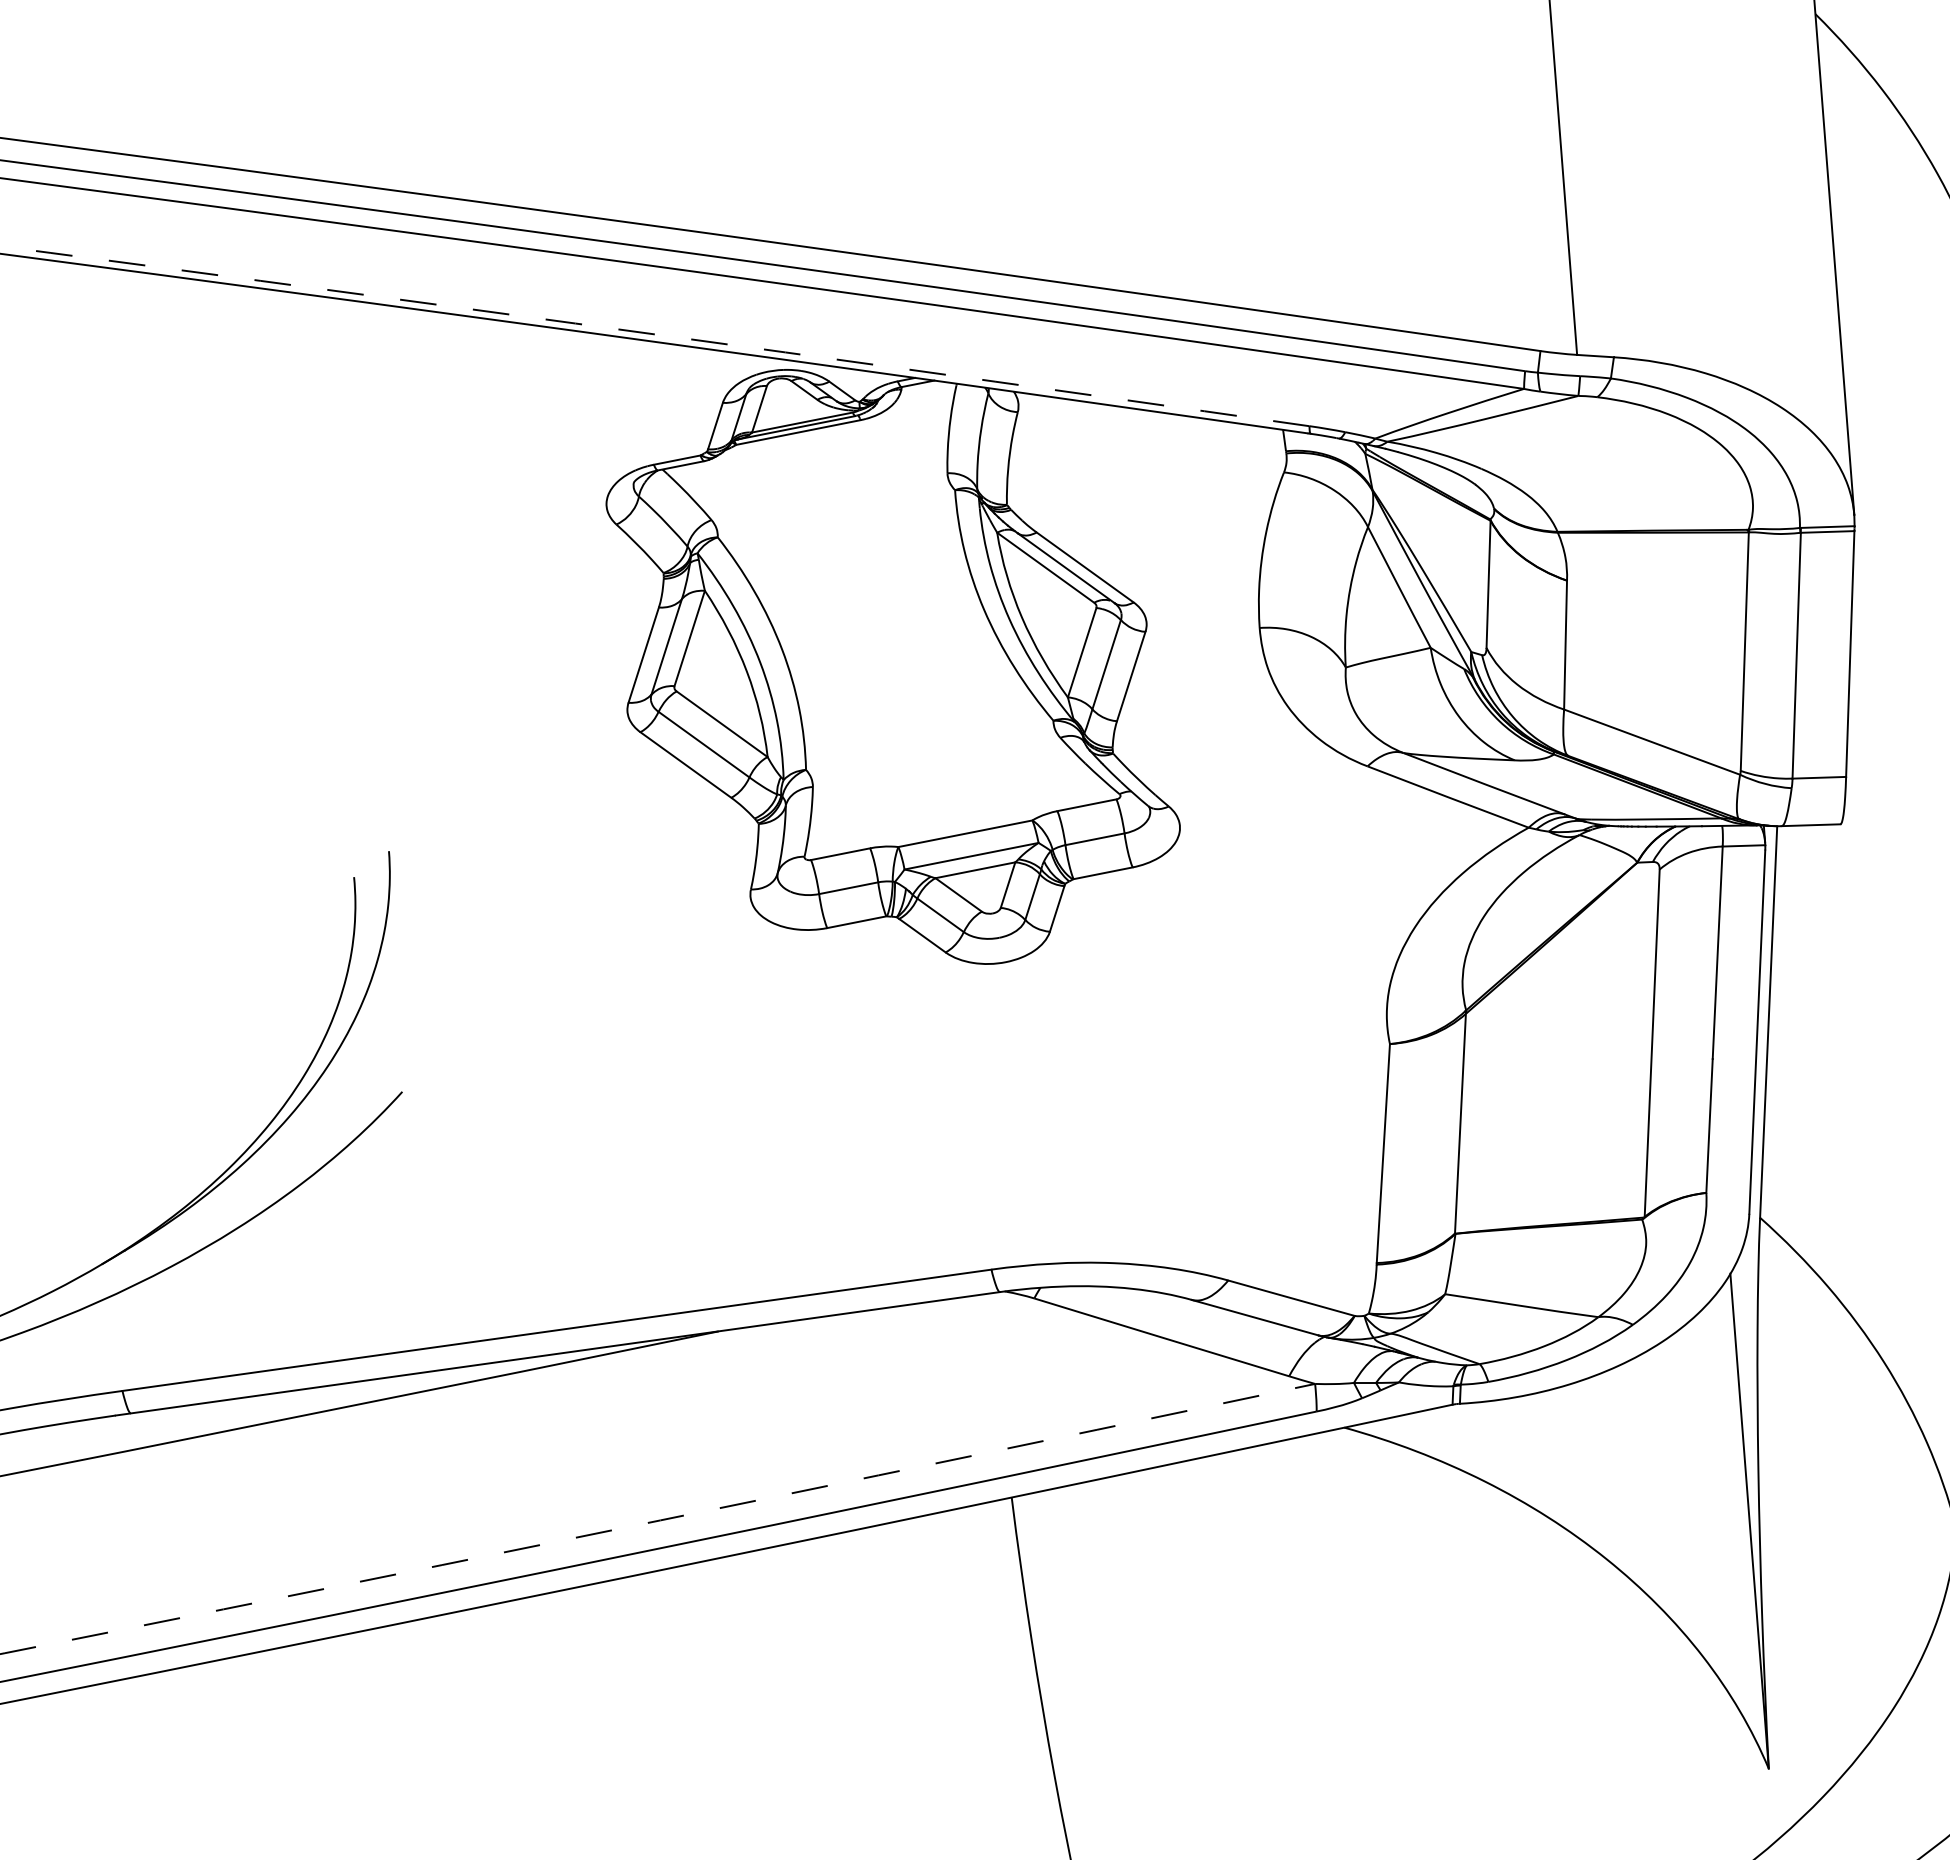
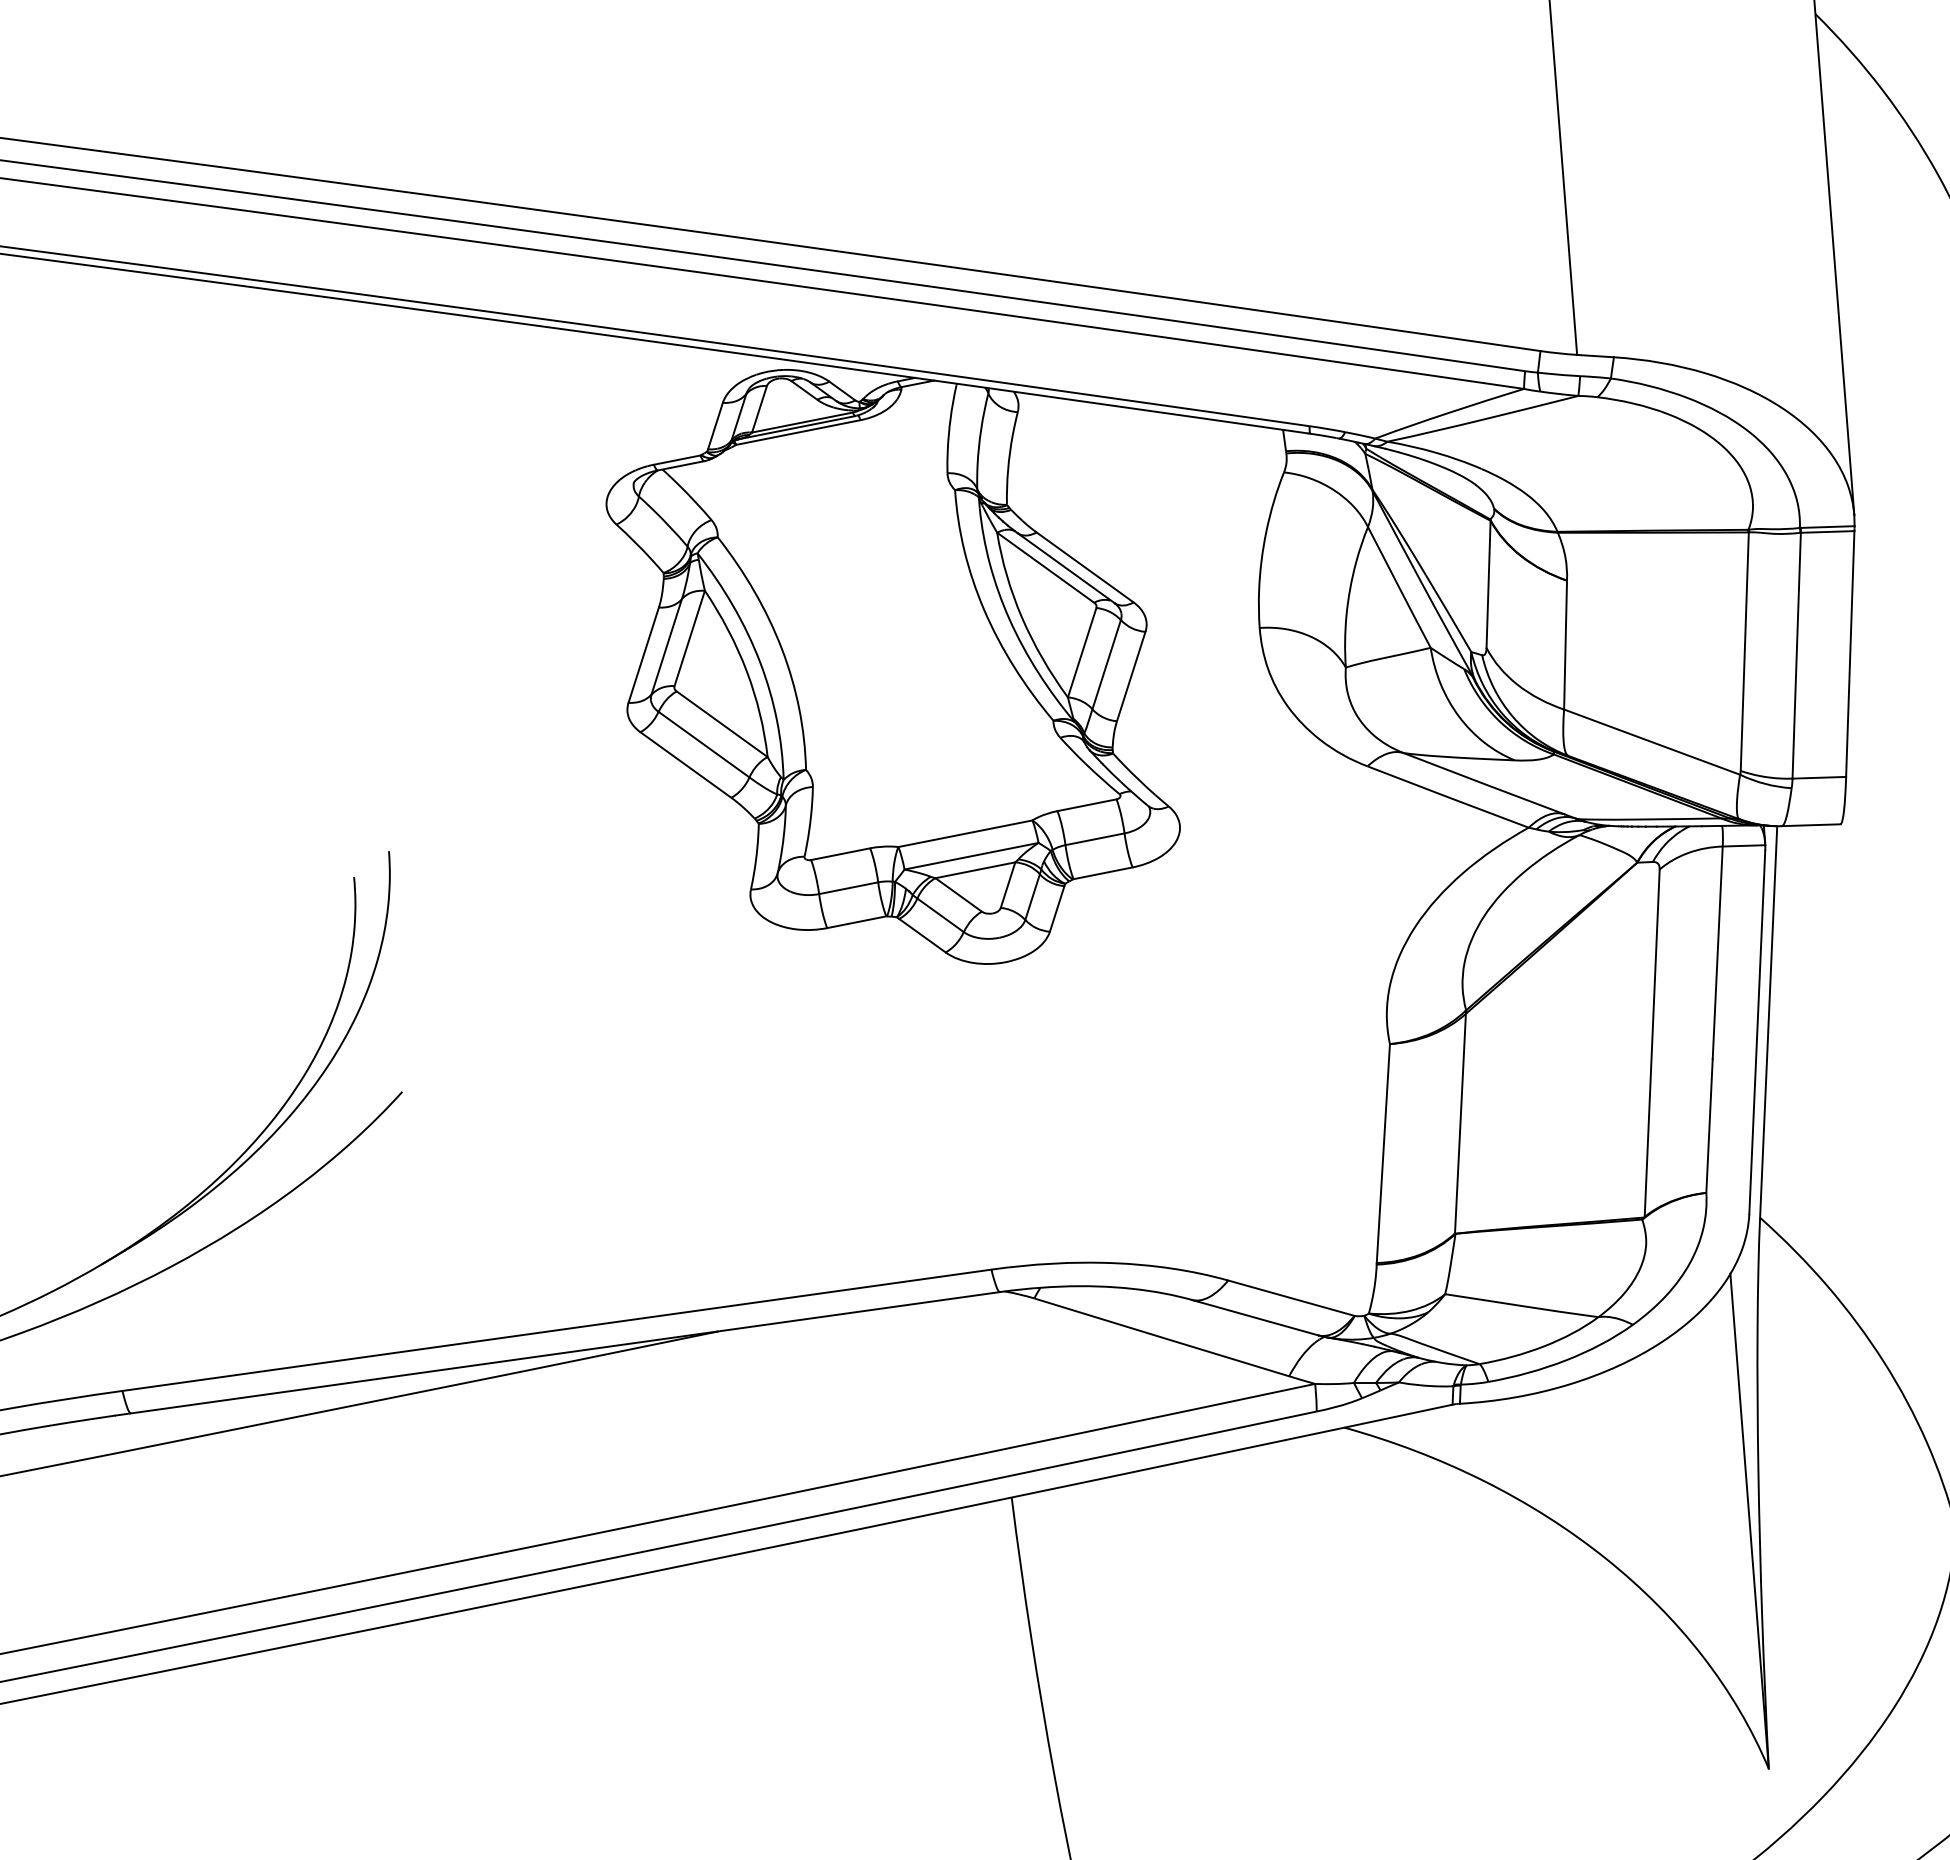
arc: dashed -> solid (654, 334)
arc: dashed -> solid (658, 1520)
